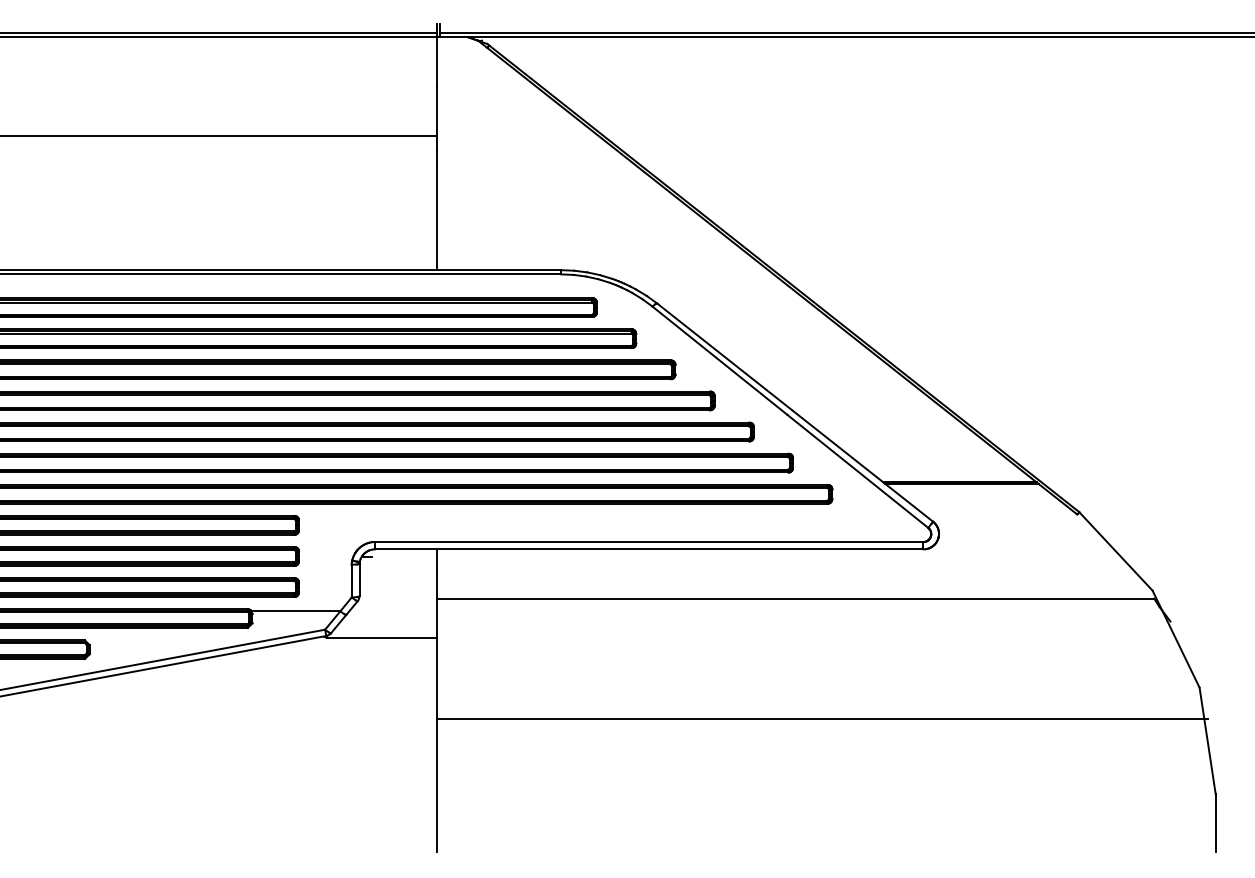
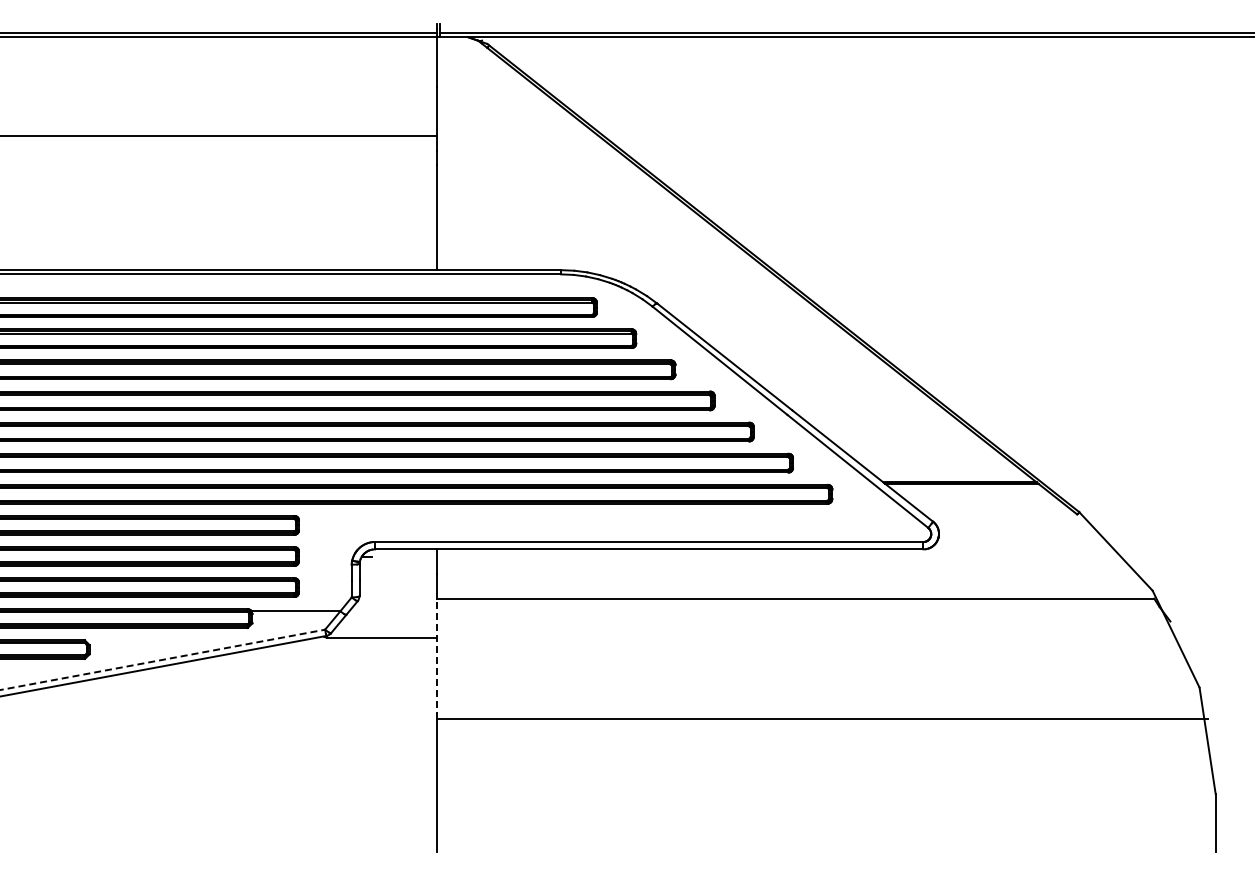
line: solid -> dashed (437, 658)
line: solid -> dashed (162, 659)
